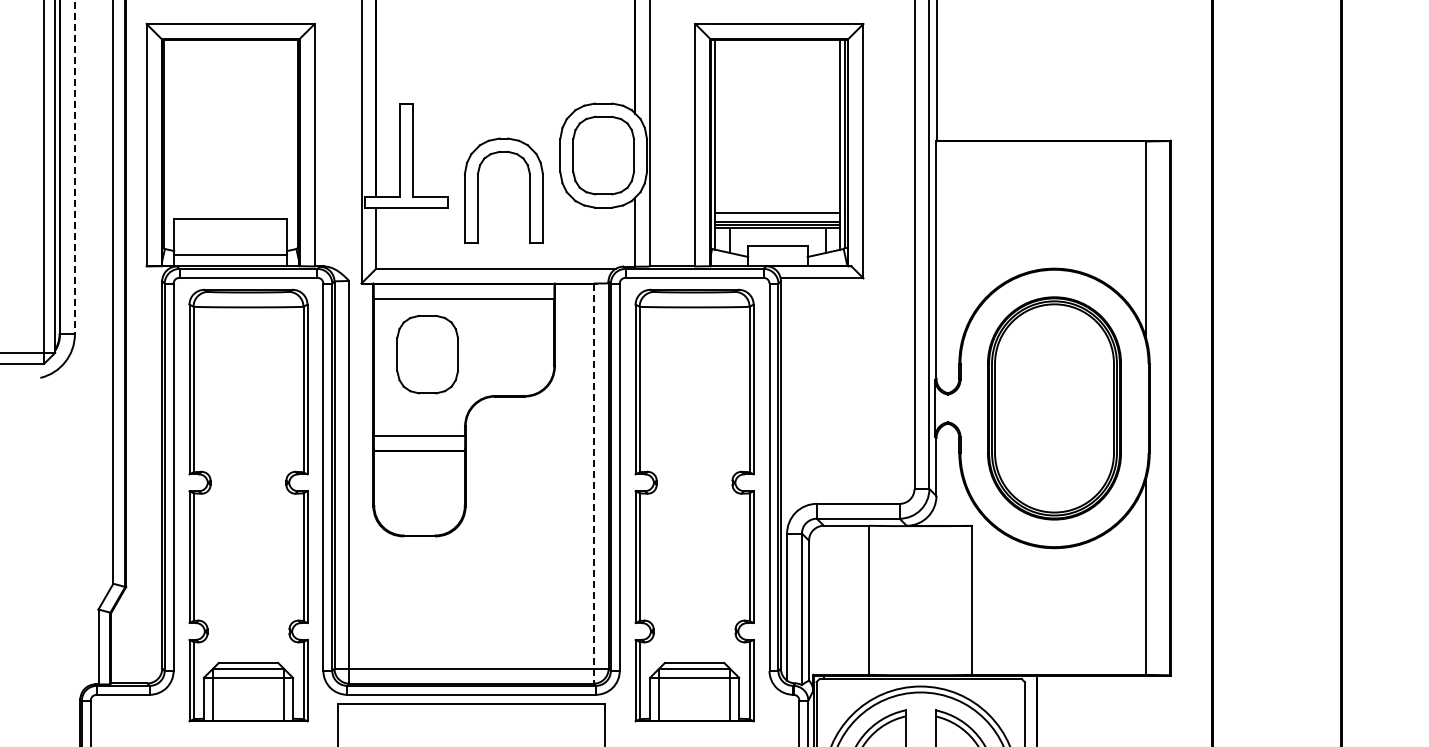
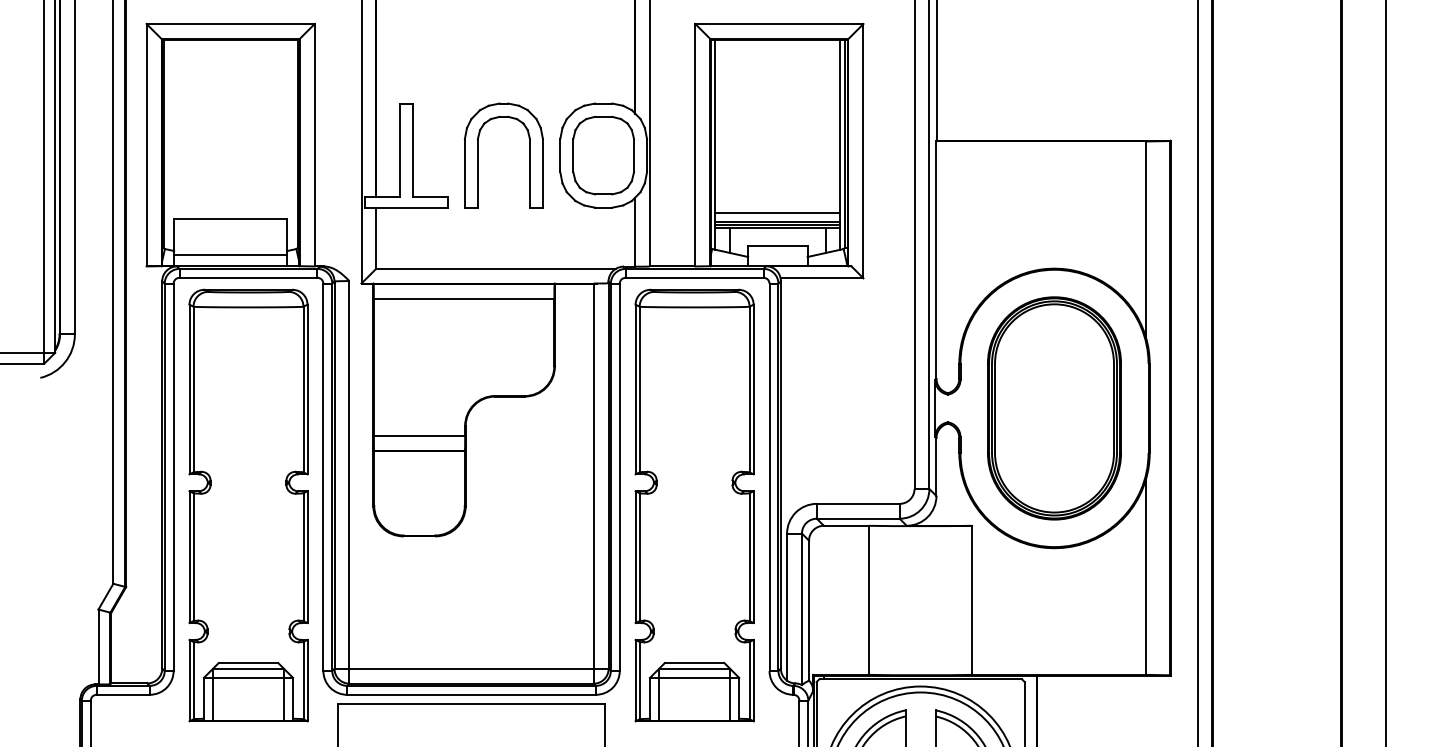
line: dashed -> solid (74, 167)
part position: (478, 190) -> (478, 155) (478, 155)
part: present -> none (427, 354)
line: none -> present (1197, 372)
line: none -> present (1386, 372)
line: dashed -> solid (593, 484)
